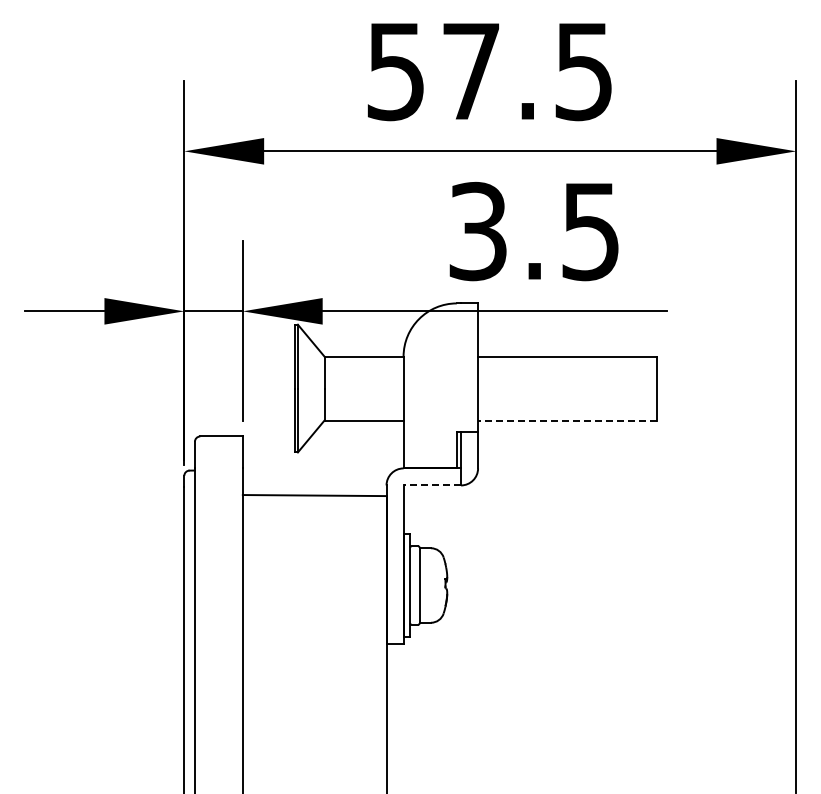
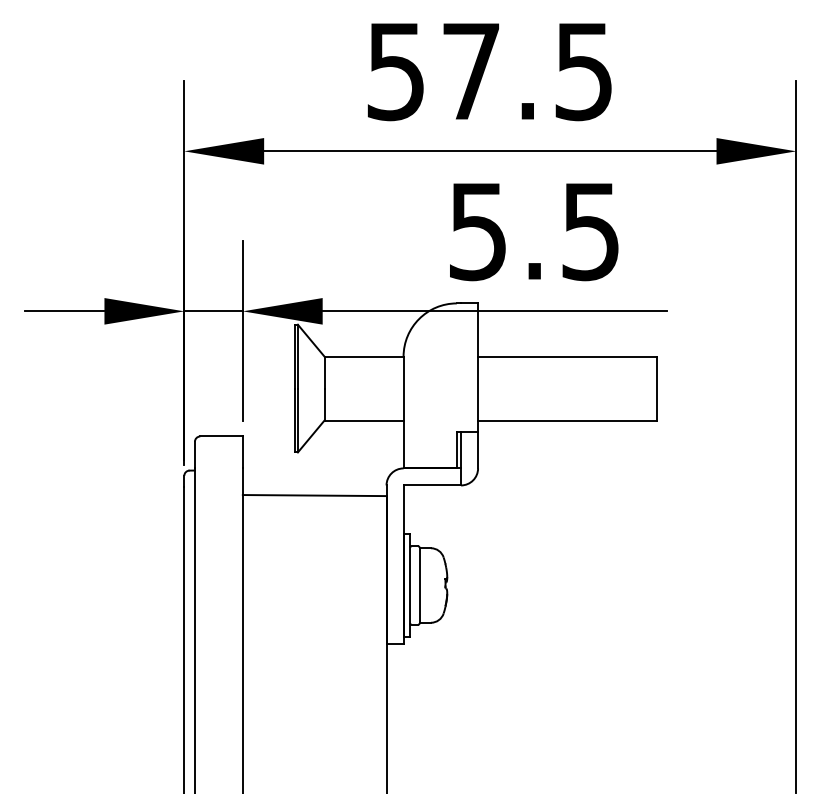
text: 3.5 -> 5.5 (477, 230)
line: dashed -> solid (566, 420)
line: dashed -> solid (432, 485)
